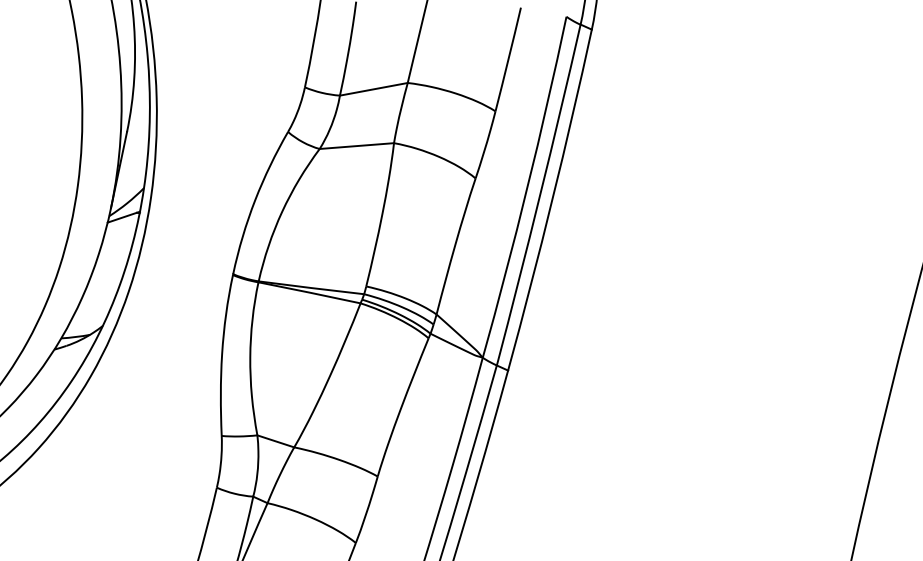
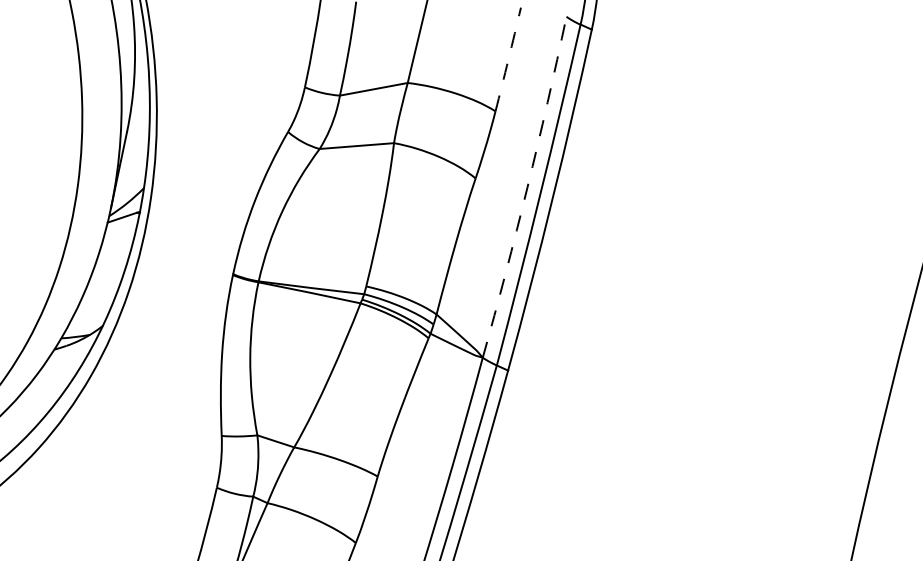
arc: solid -> dashed (508, 59)
arc: solid -> dashed (527, 187)
